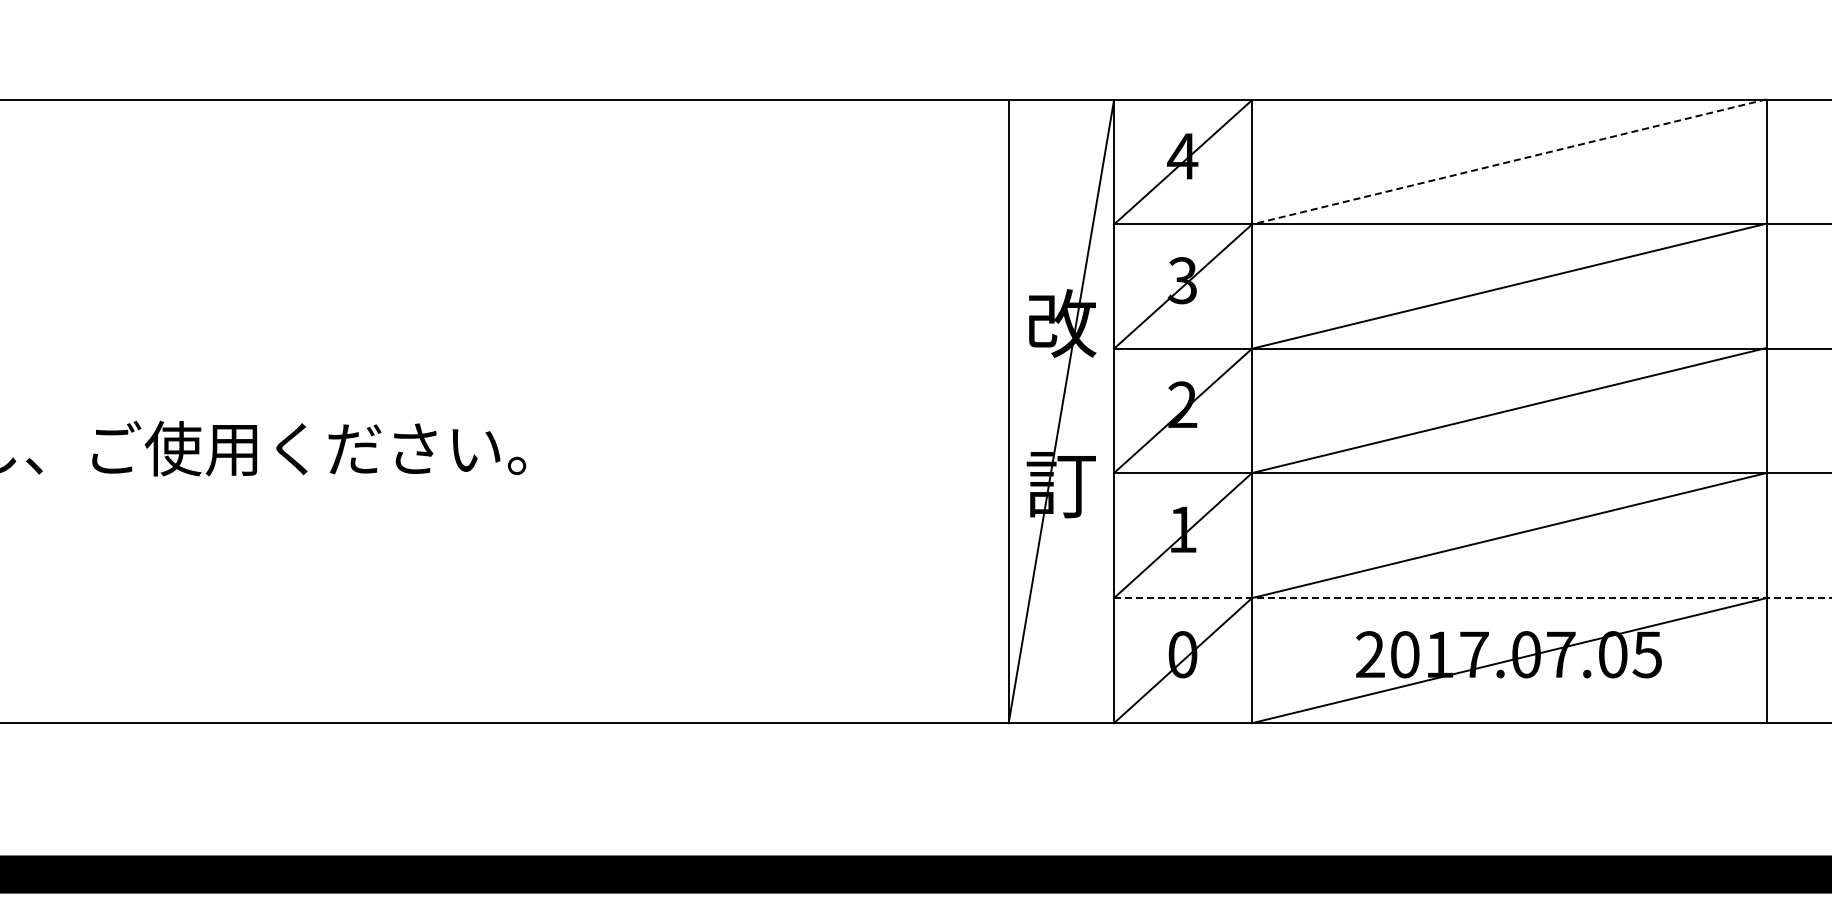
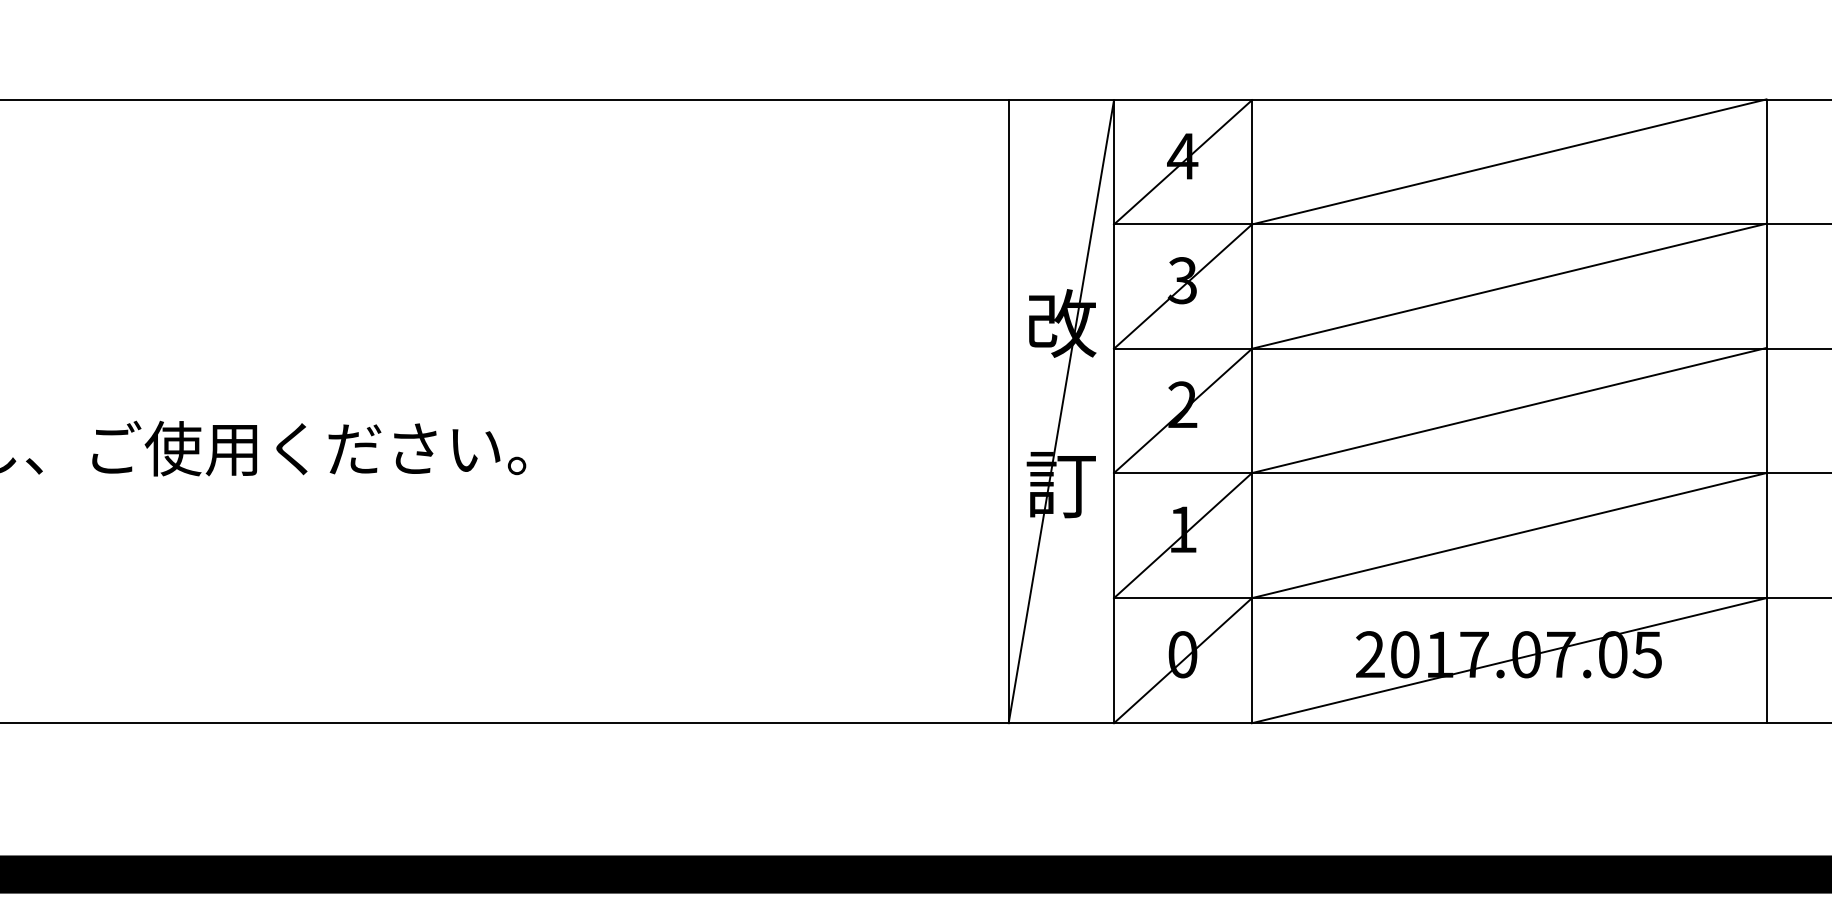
line: dashed -> solid (1509, 161)
line: dashed -> solid (1473, 598)
